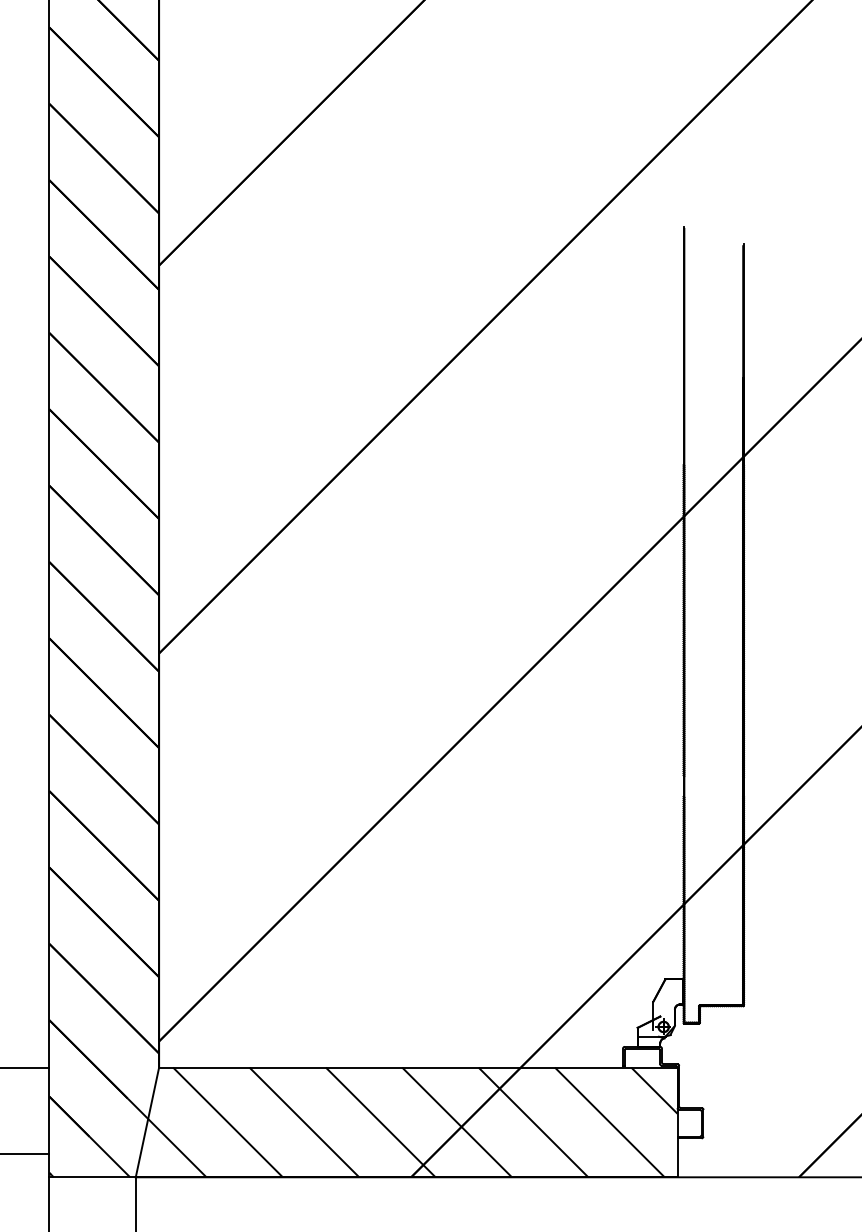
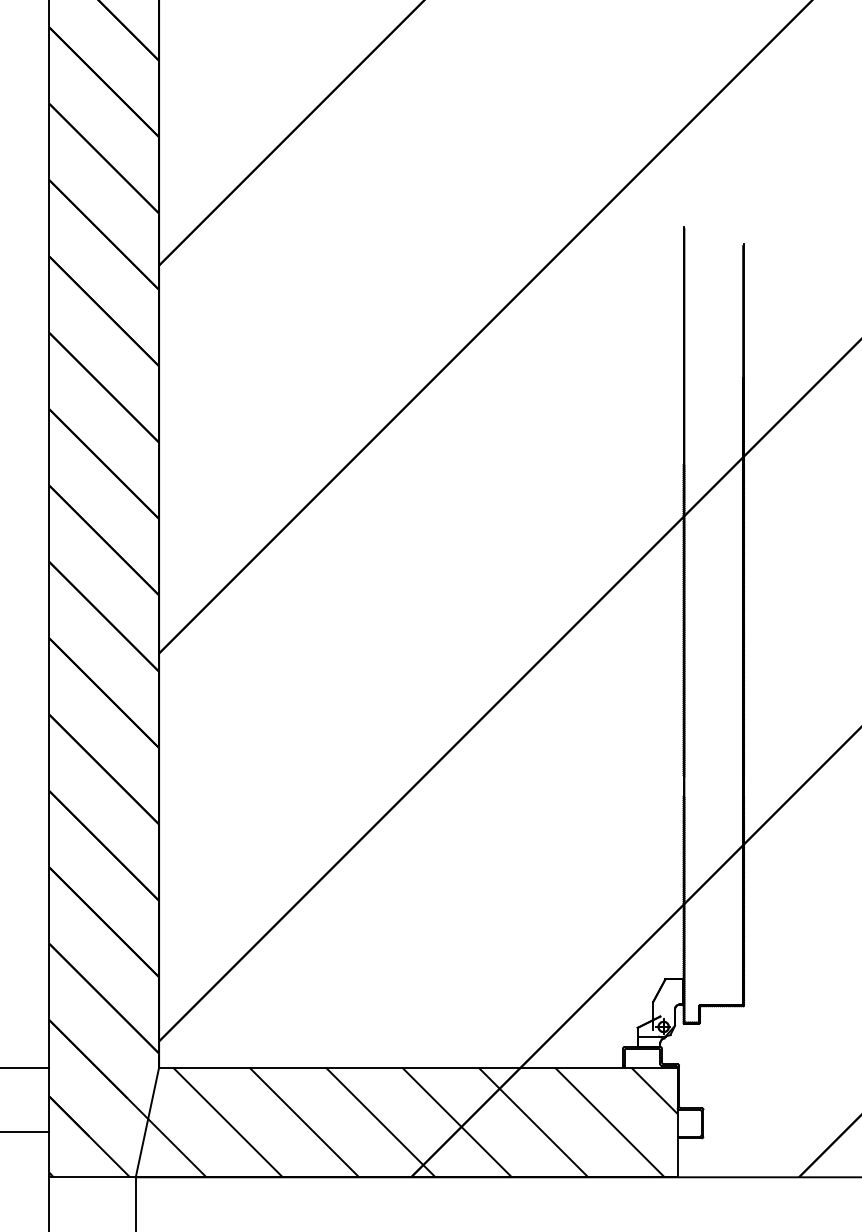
line position: (25, 1153) -> (25, 1131) (25, 1131)
